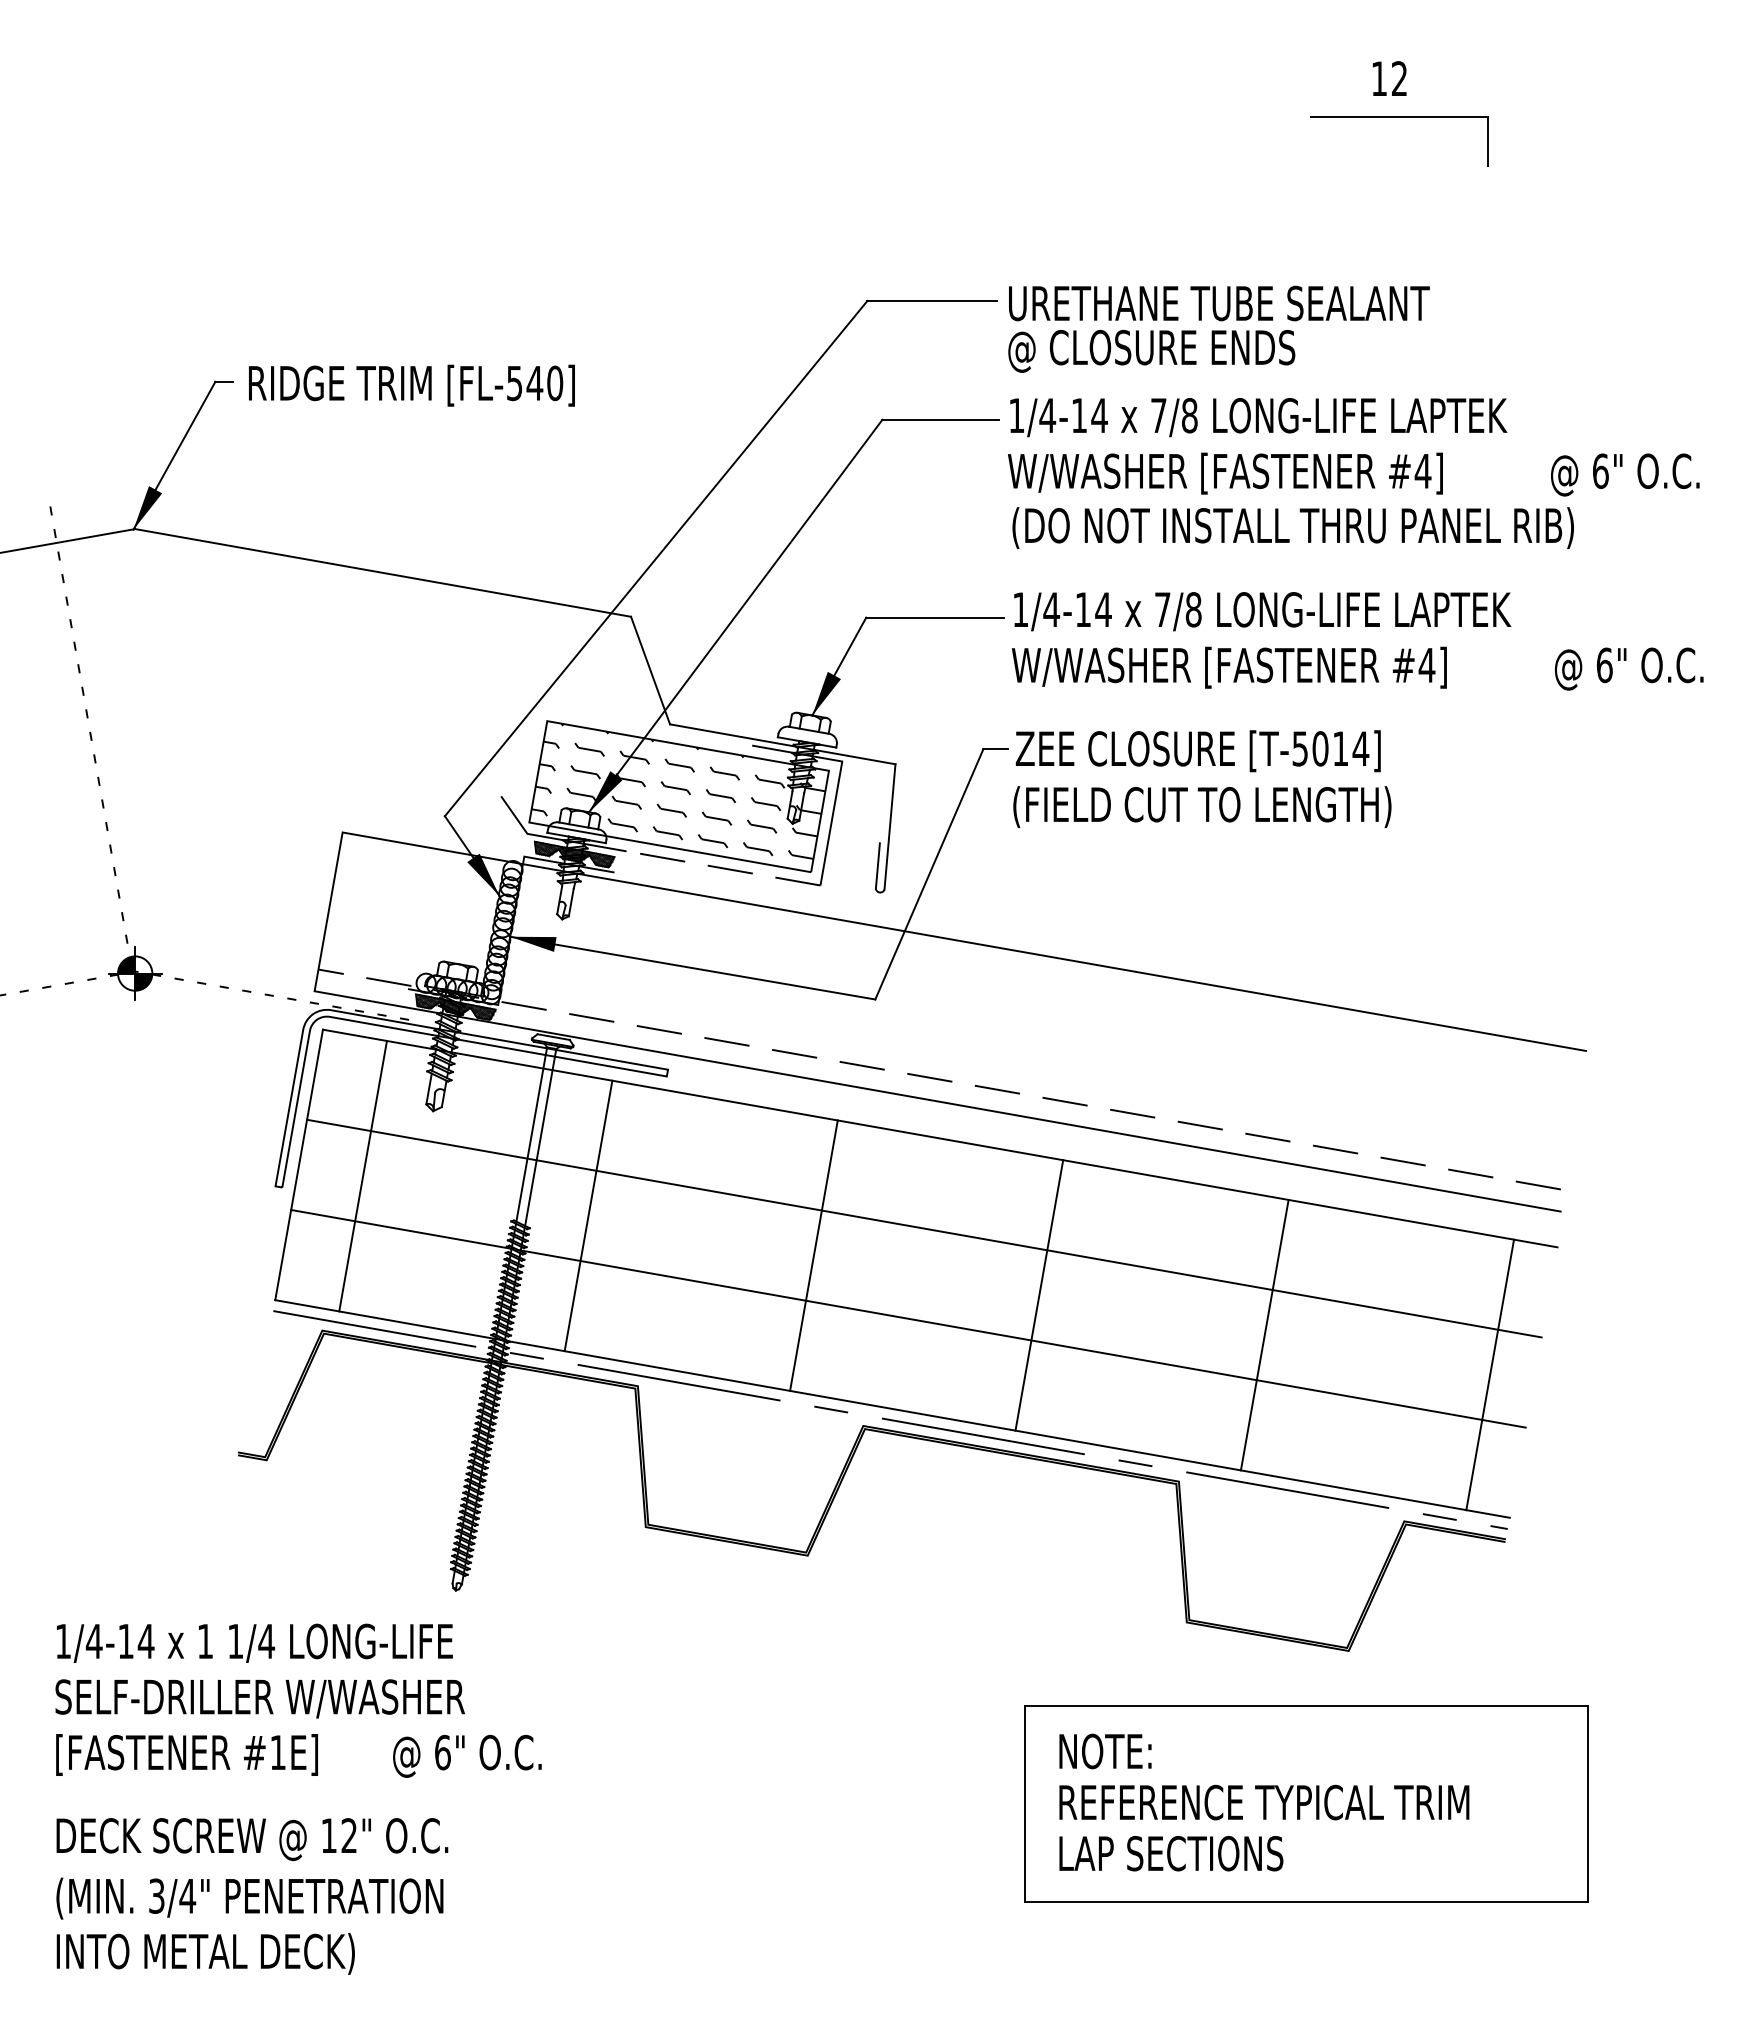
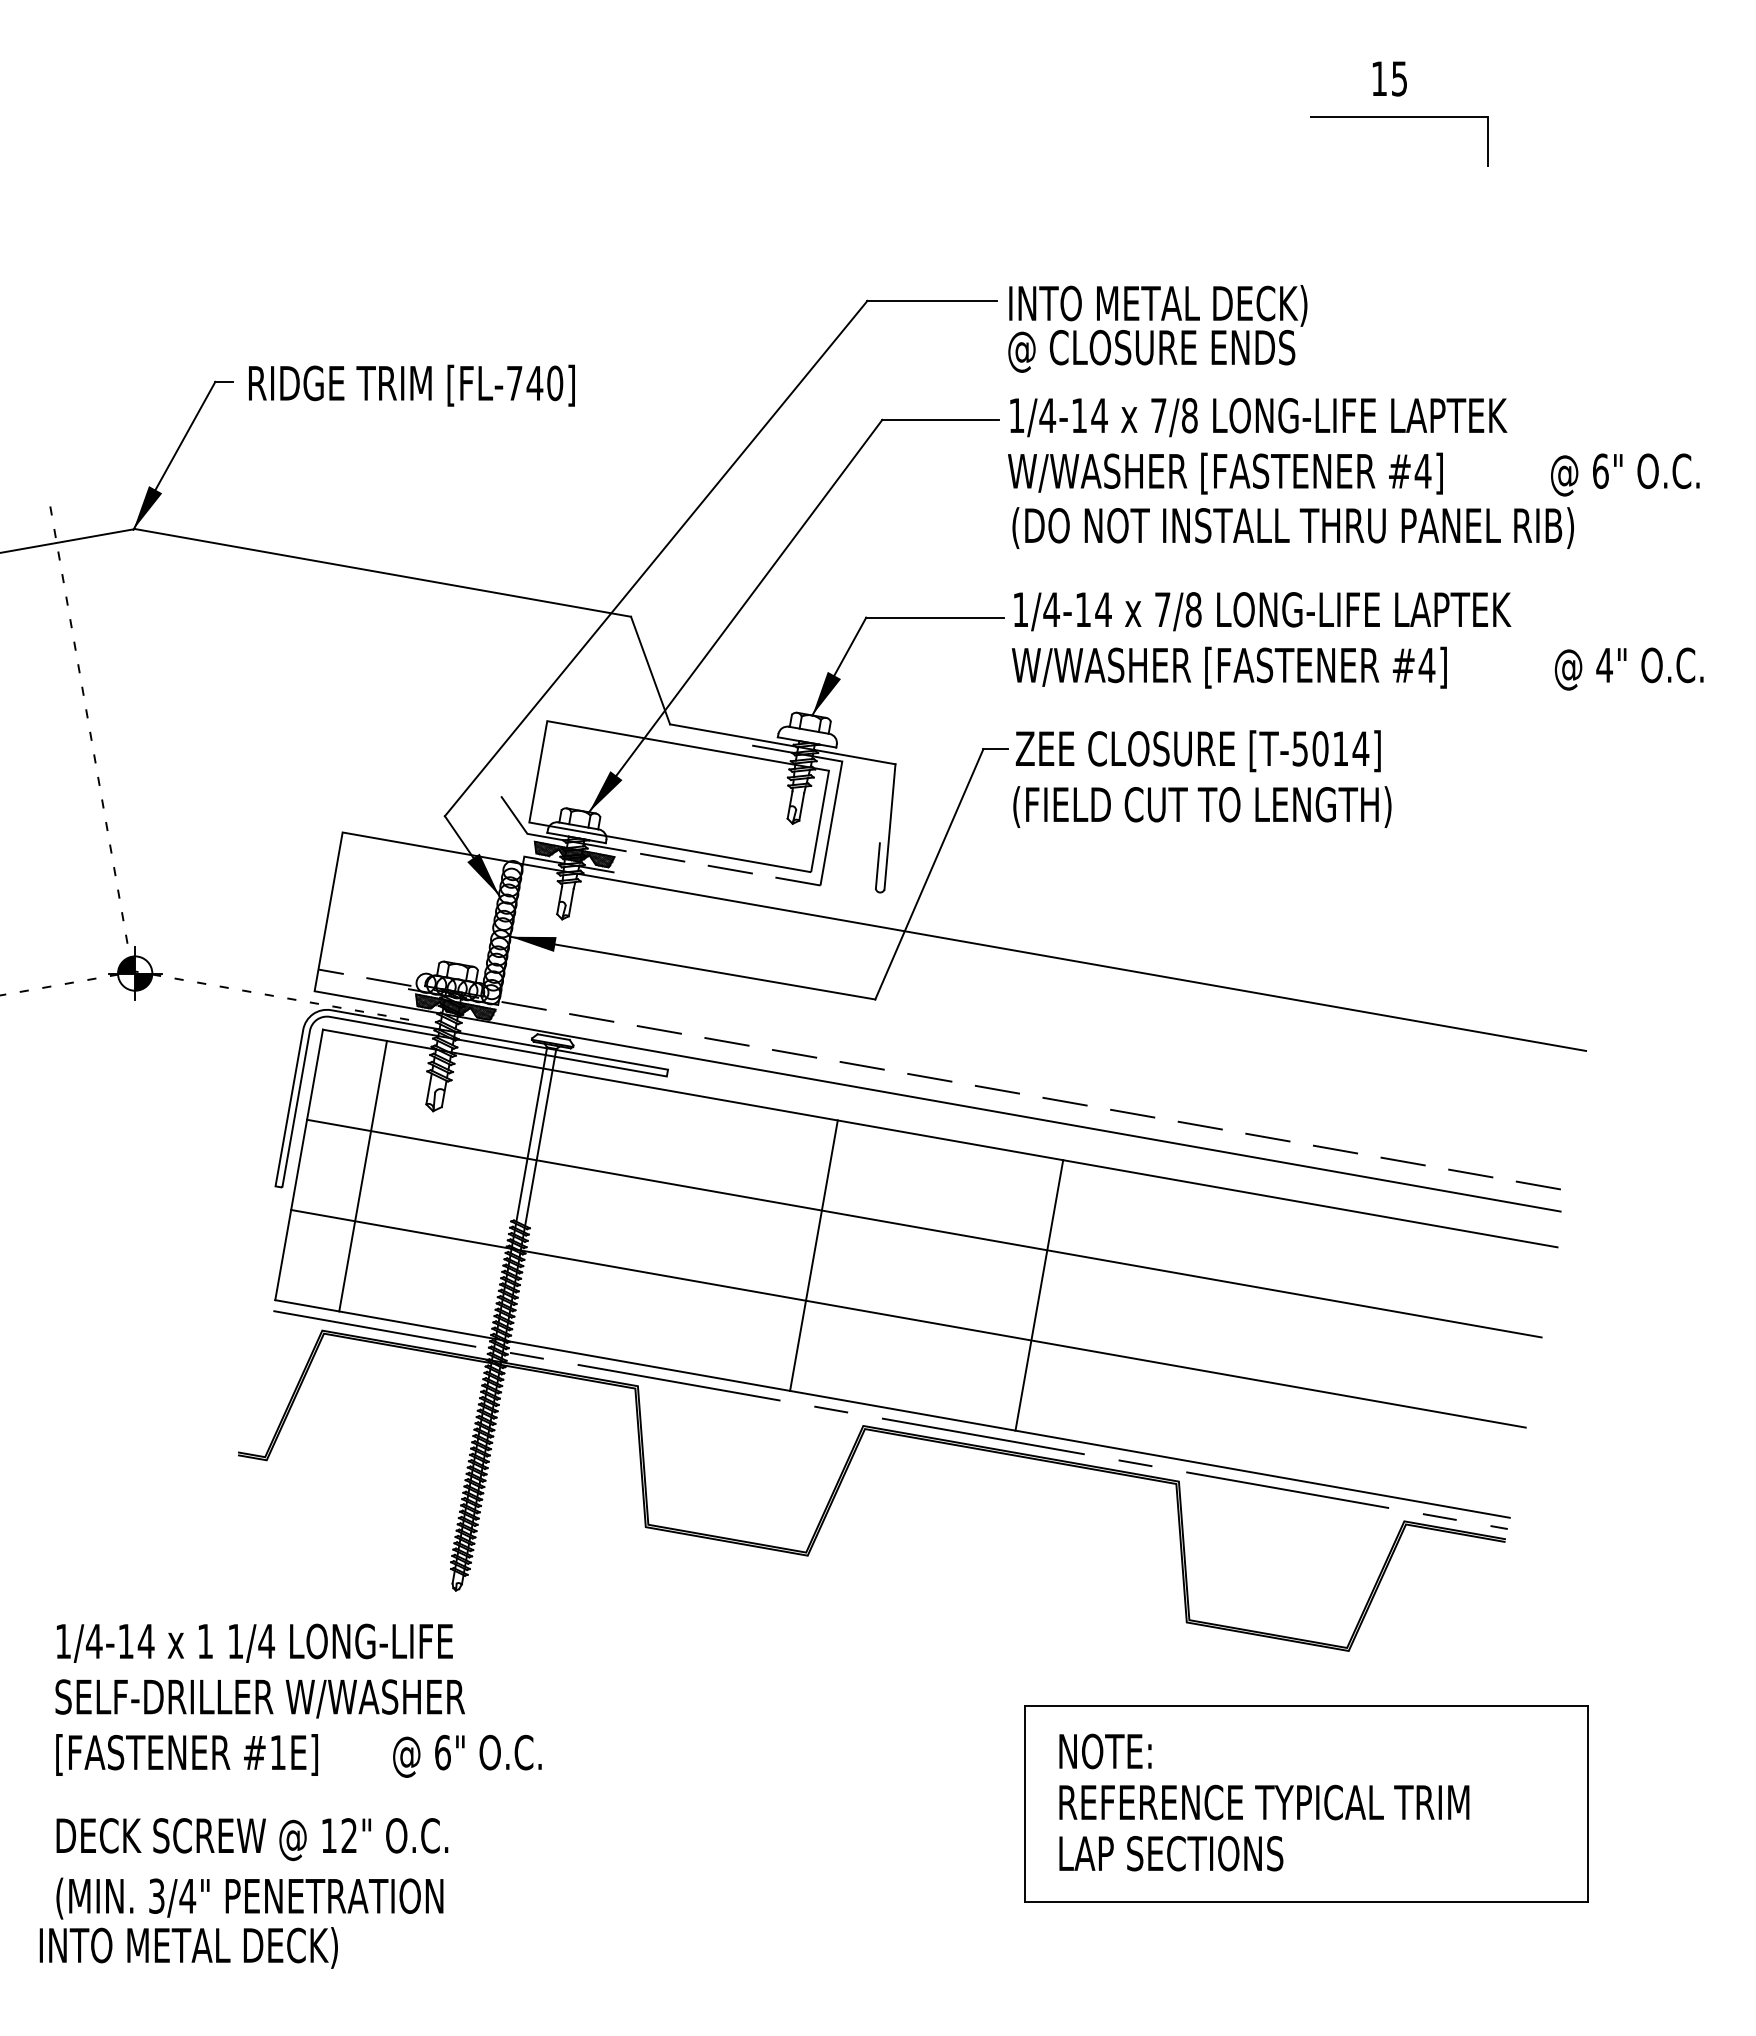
text: 12 -> 15 (1399, 78)
text: URETHANE TUBE SEALANT -> INTO METAL DECK) (1219, 305)
text: [FL-540] -> [FL-740] (514, 383)
text: 6" -> 4" (1604, 665)
hatch: present -> none (678, 790)
line: present -> none (588, 1215)
line: present -> none (1264, 1334)
line: present -> none (1490, 1374)
text position: (205, 1953) -> (188, 1947) (188, 1947)
